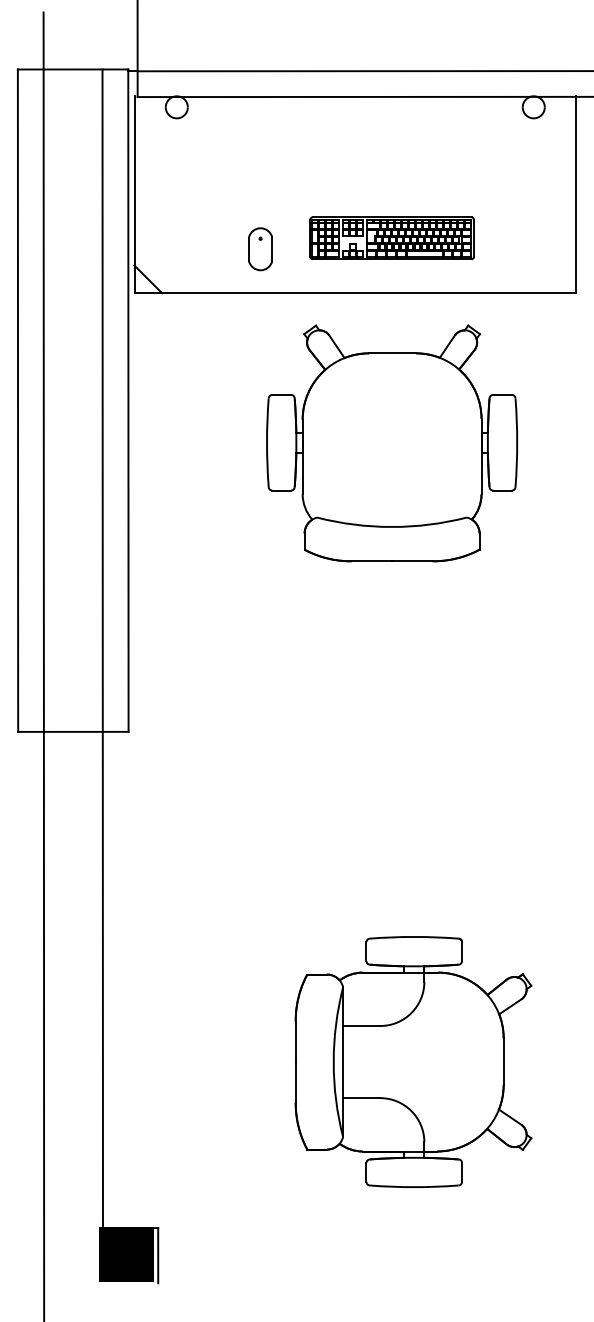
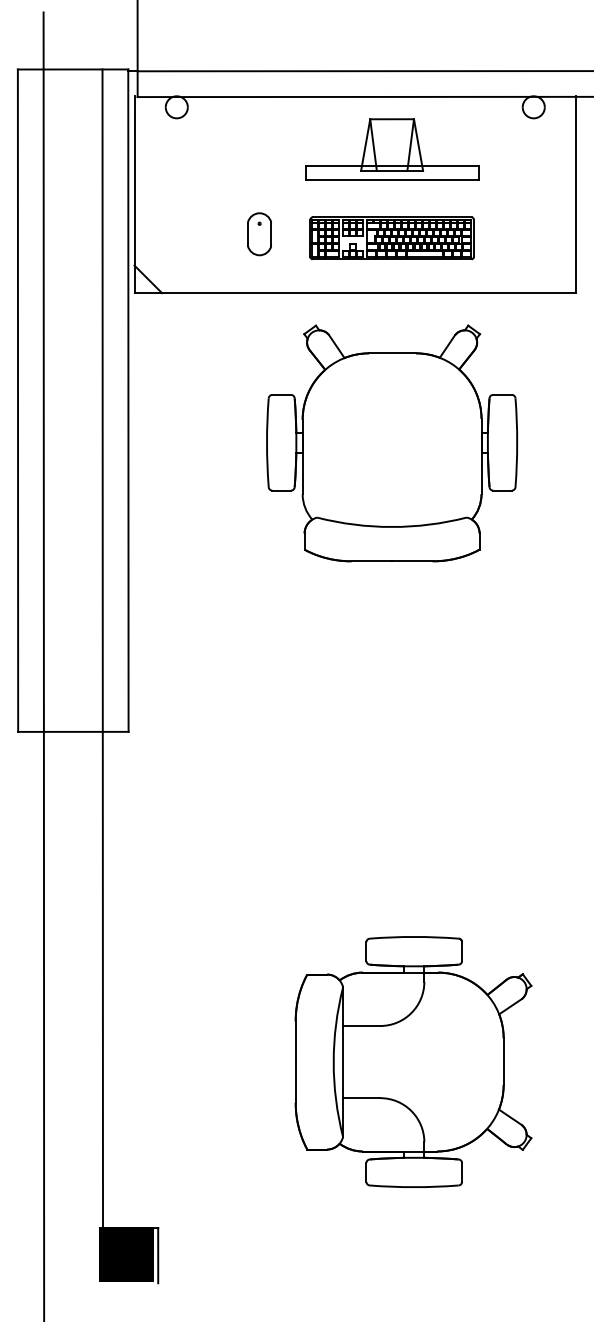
part: none -> present (392, 149)
part position: (260, 249) -> (259, 234) (259, 234)
